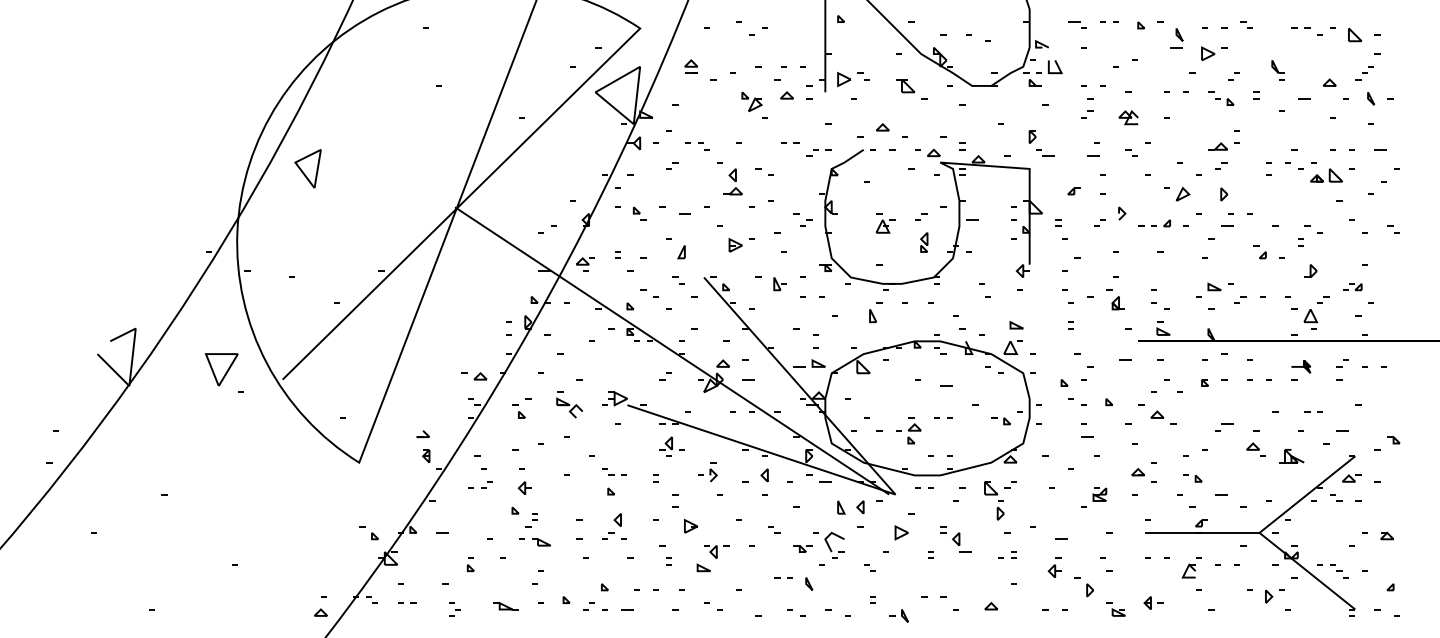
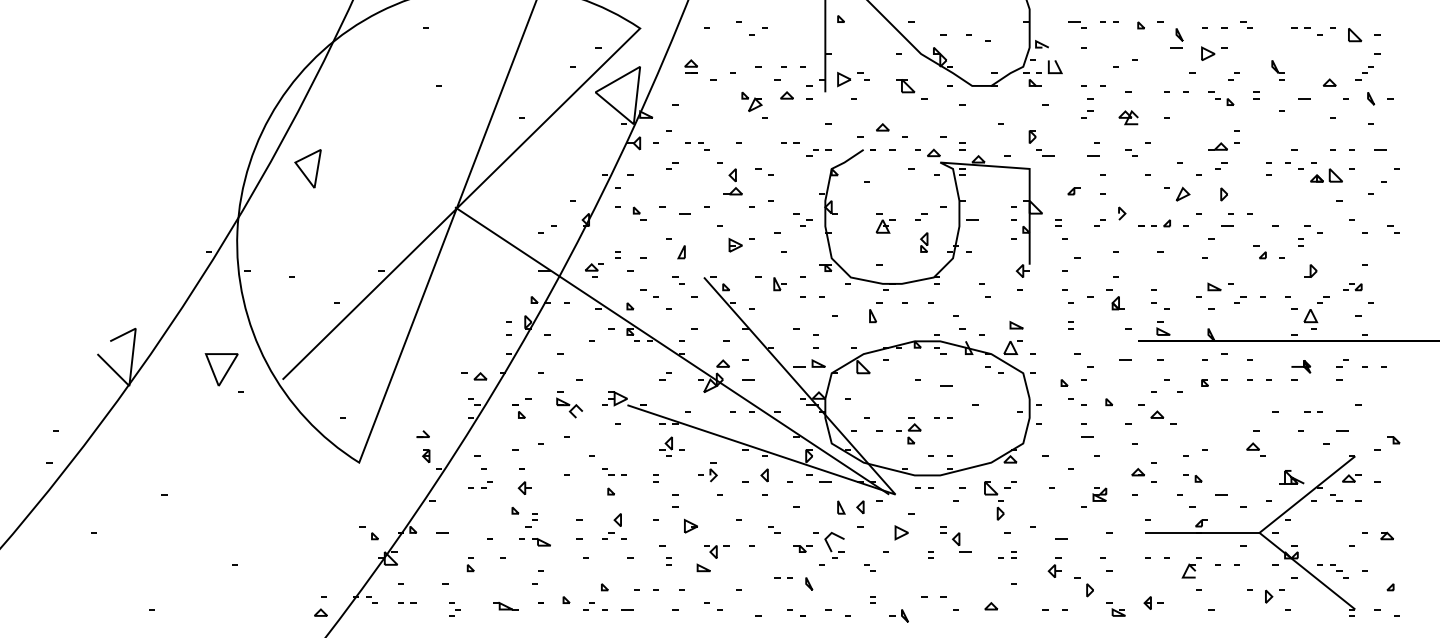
part position: (585, 264) -> (594, 270) (594, 270)
part: present -> none (1000, 421)
part: present -> none (1224, 427)
part position: (1291, 456) -> (1291, 477) (1291, 477)
